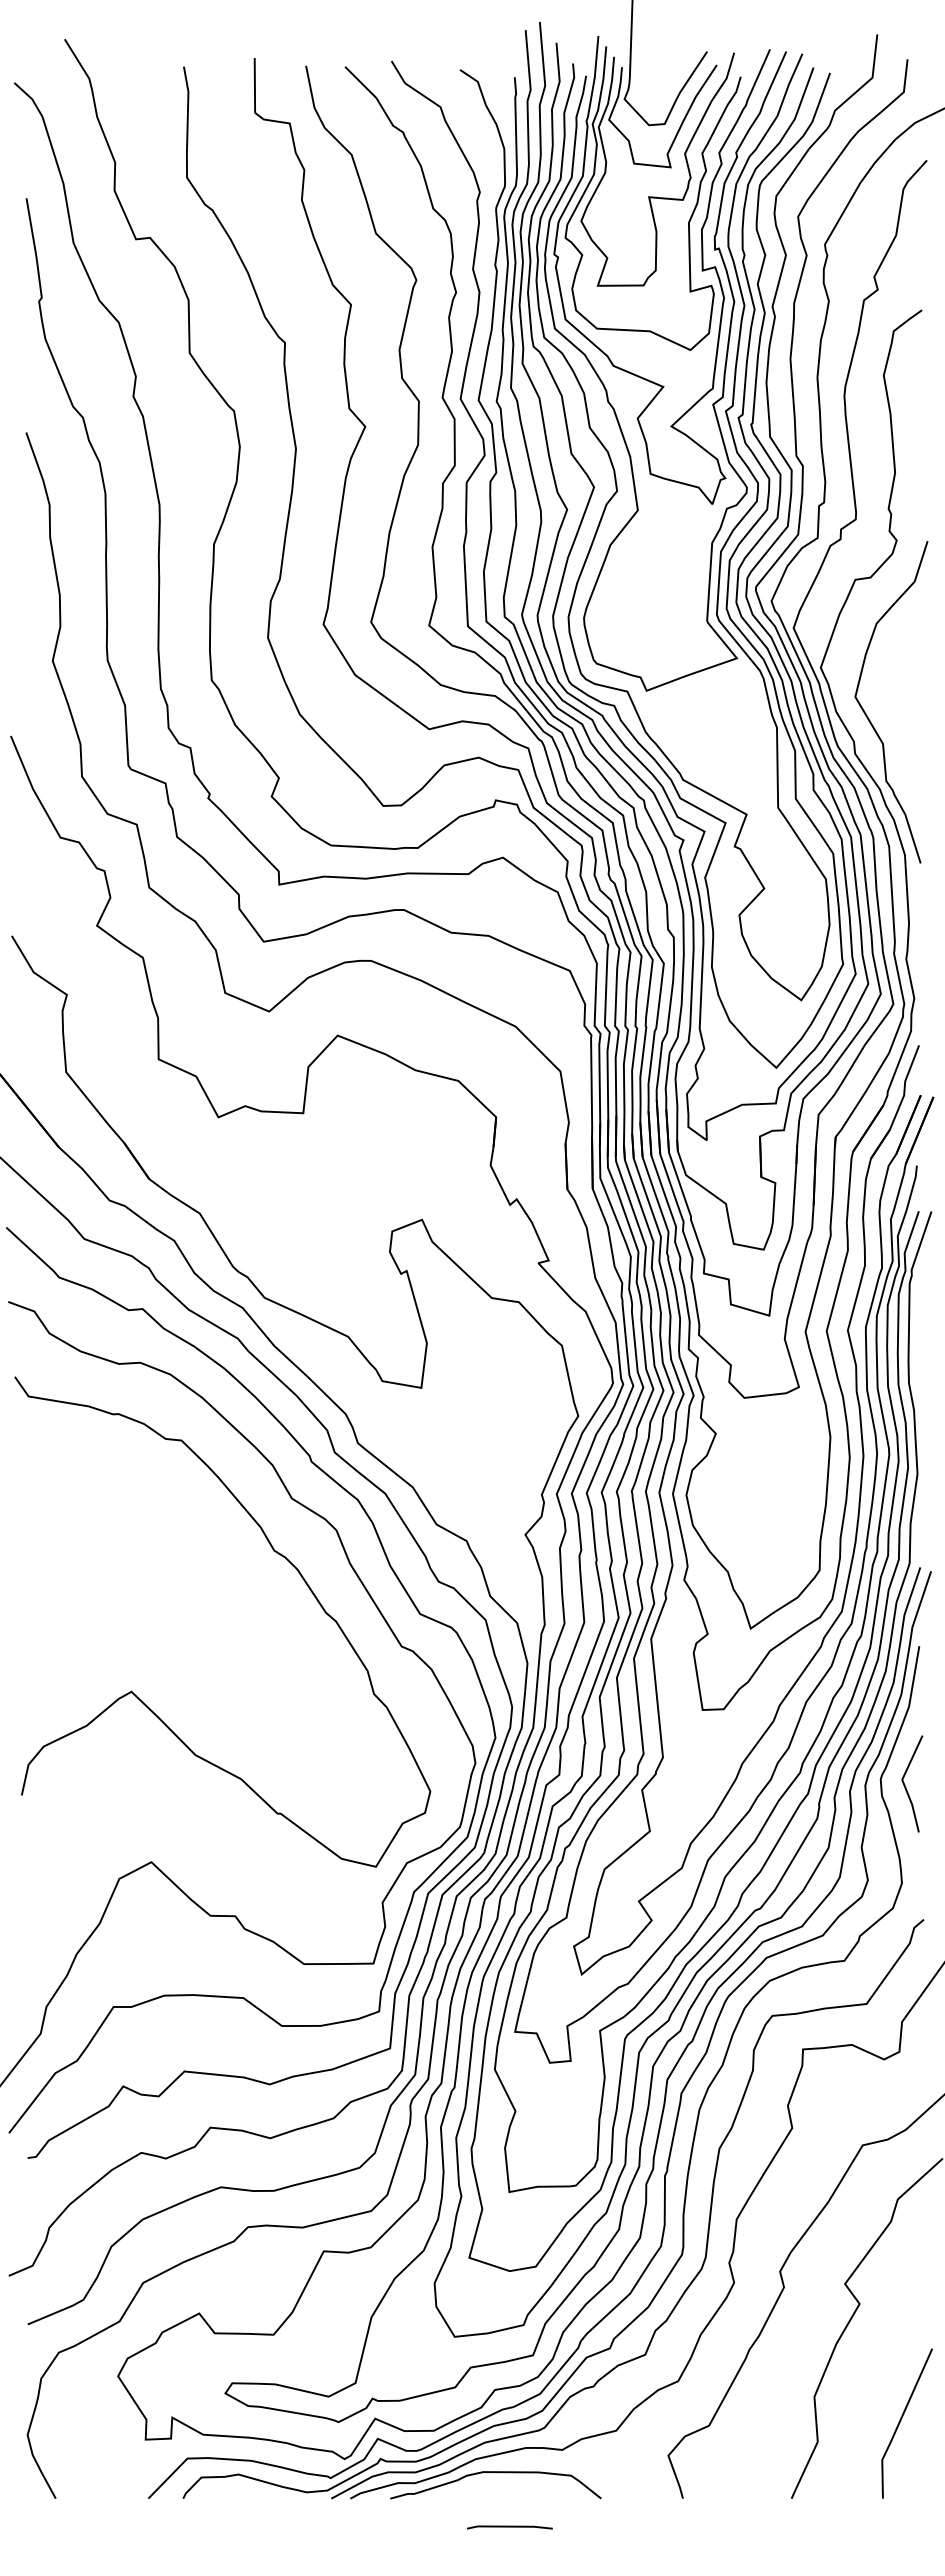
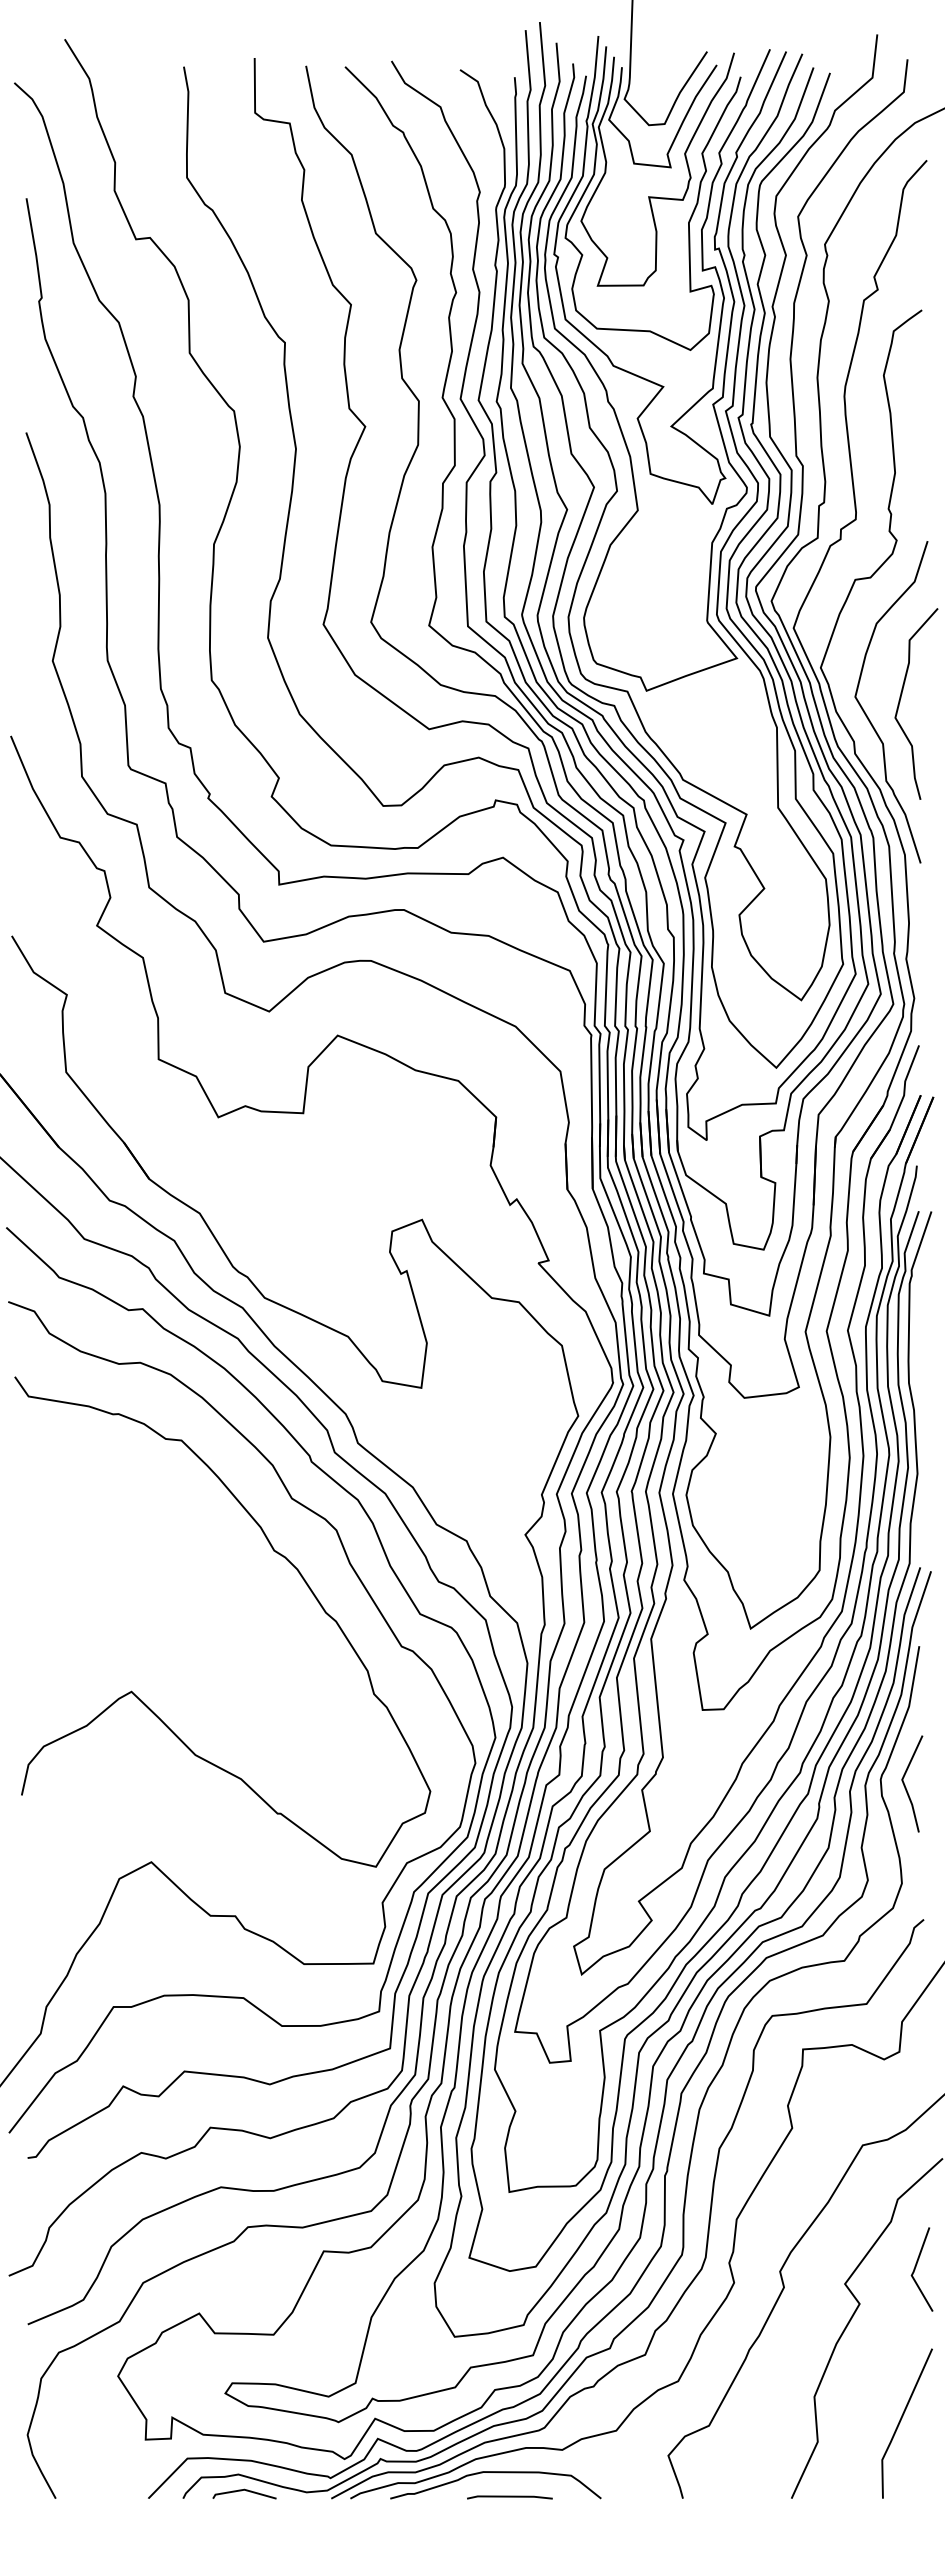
curve: none -> present (901, 698)
line: none -> present (916, 2267)
line: none -> present (246, 2491)
line position: (509, 2527) -> (509, 2497) (509, 2497)
